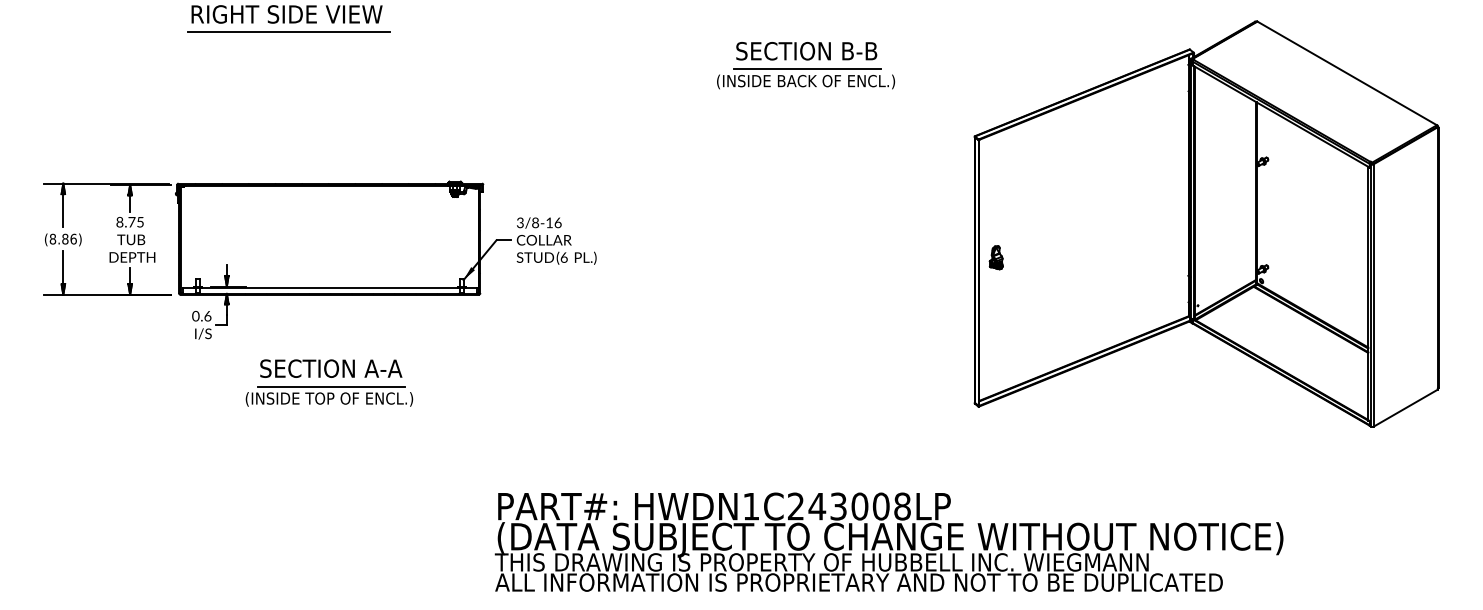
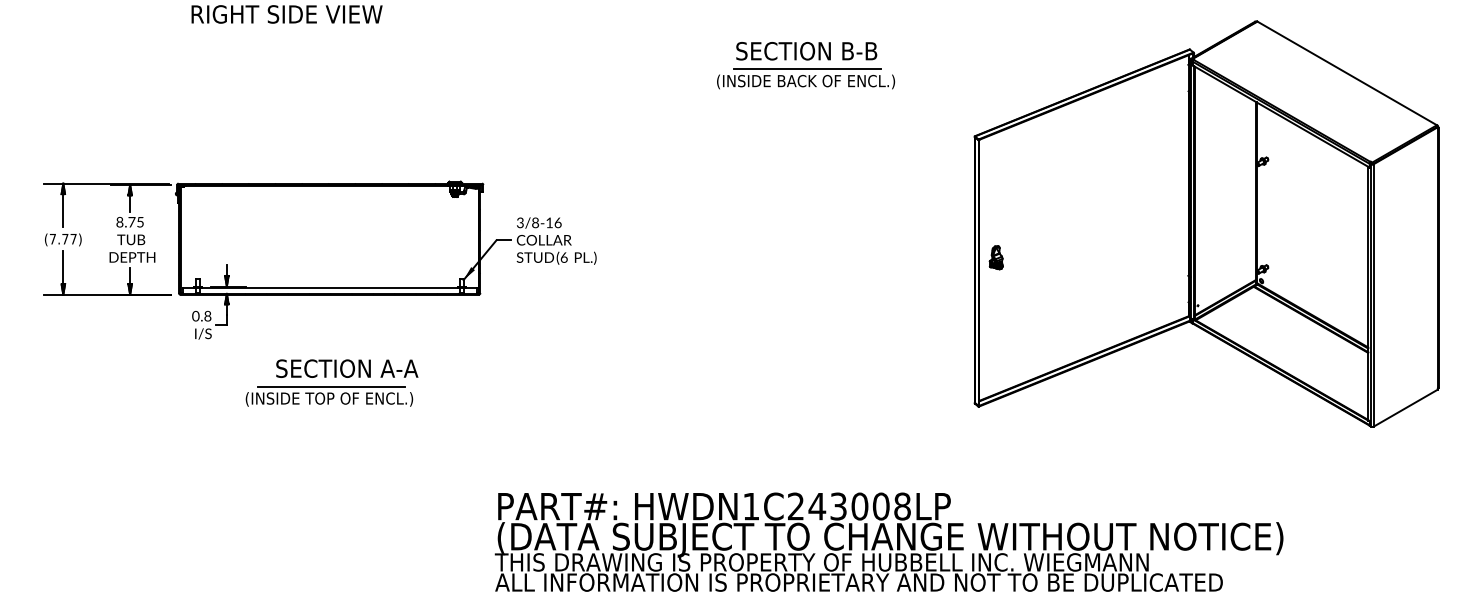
line: present -> none (288, 32)
text: (8.86) -> (7.77) (62, 238)
text: 0.6 -> 0.8 (207, 315)
text position: (331, 368) -> (347, 368) (347, 368)
